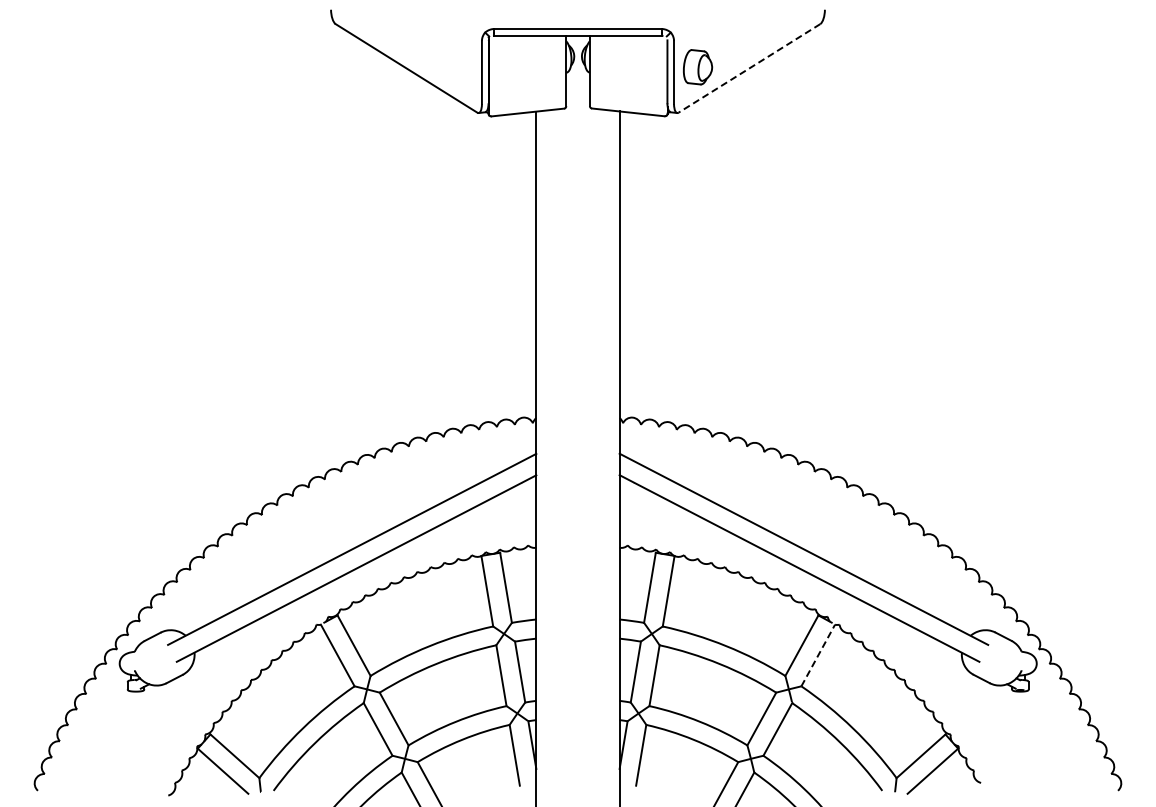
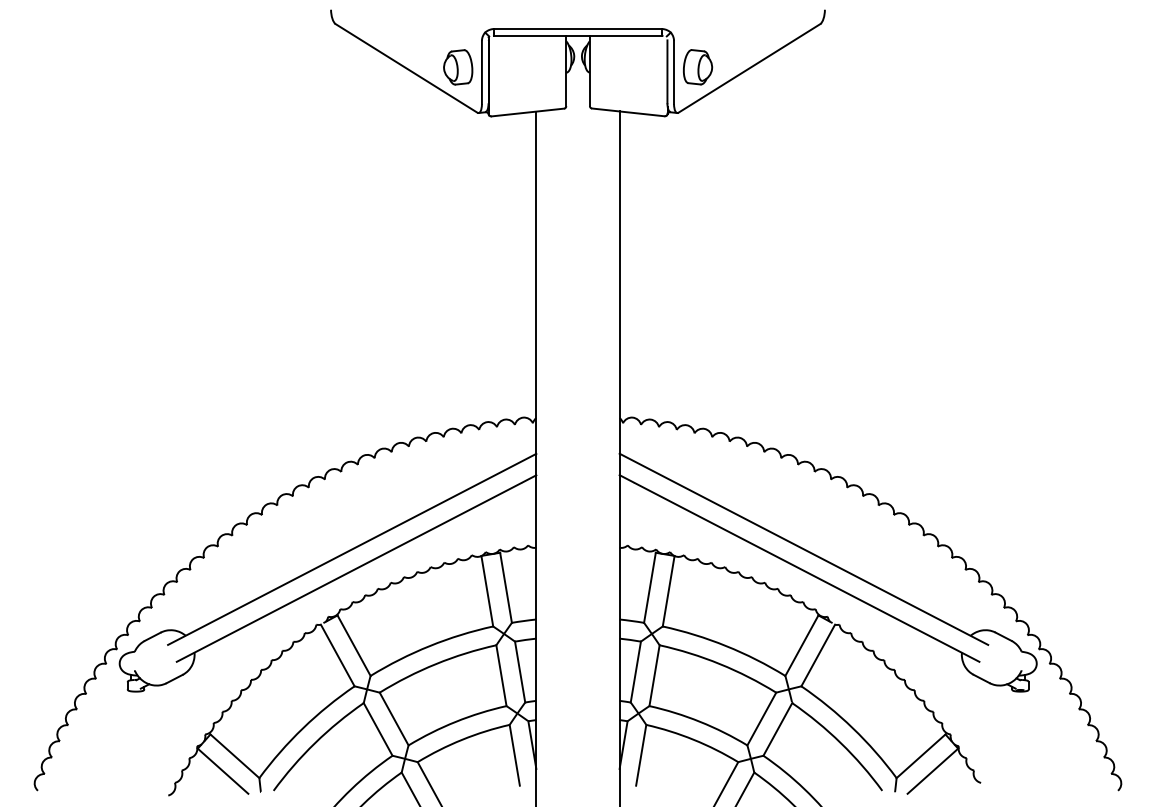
part: none -> present (458, 67)
line: dashed -> solid (749, 68)
line: dashed -> solid (818, 655)
